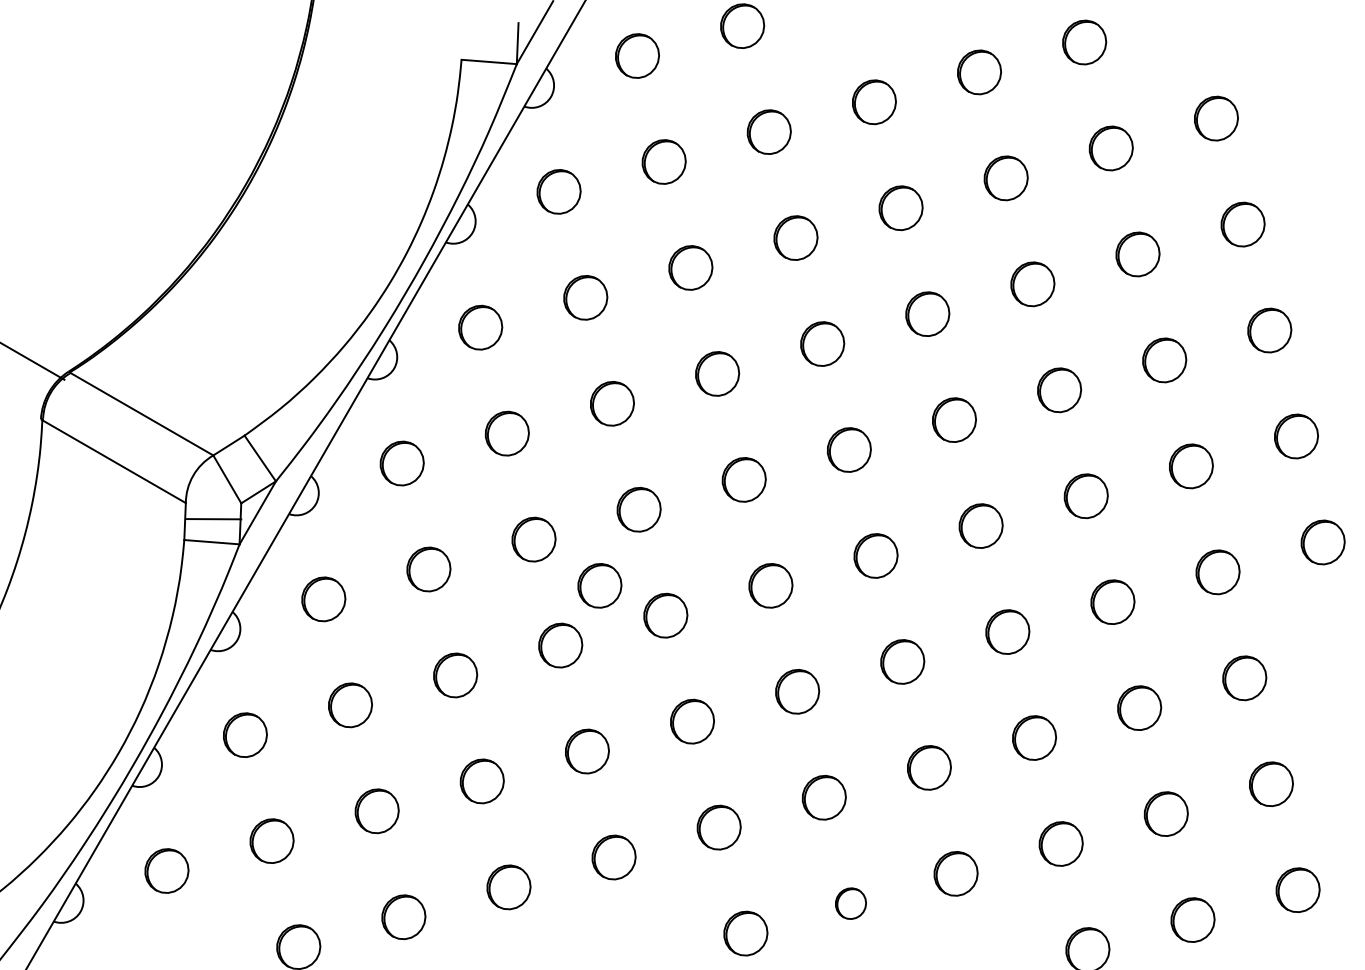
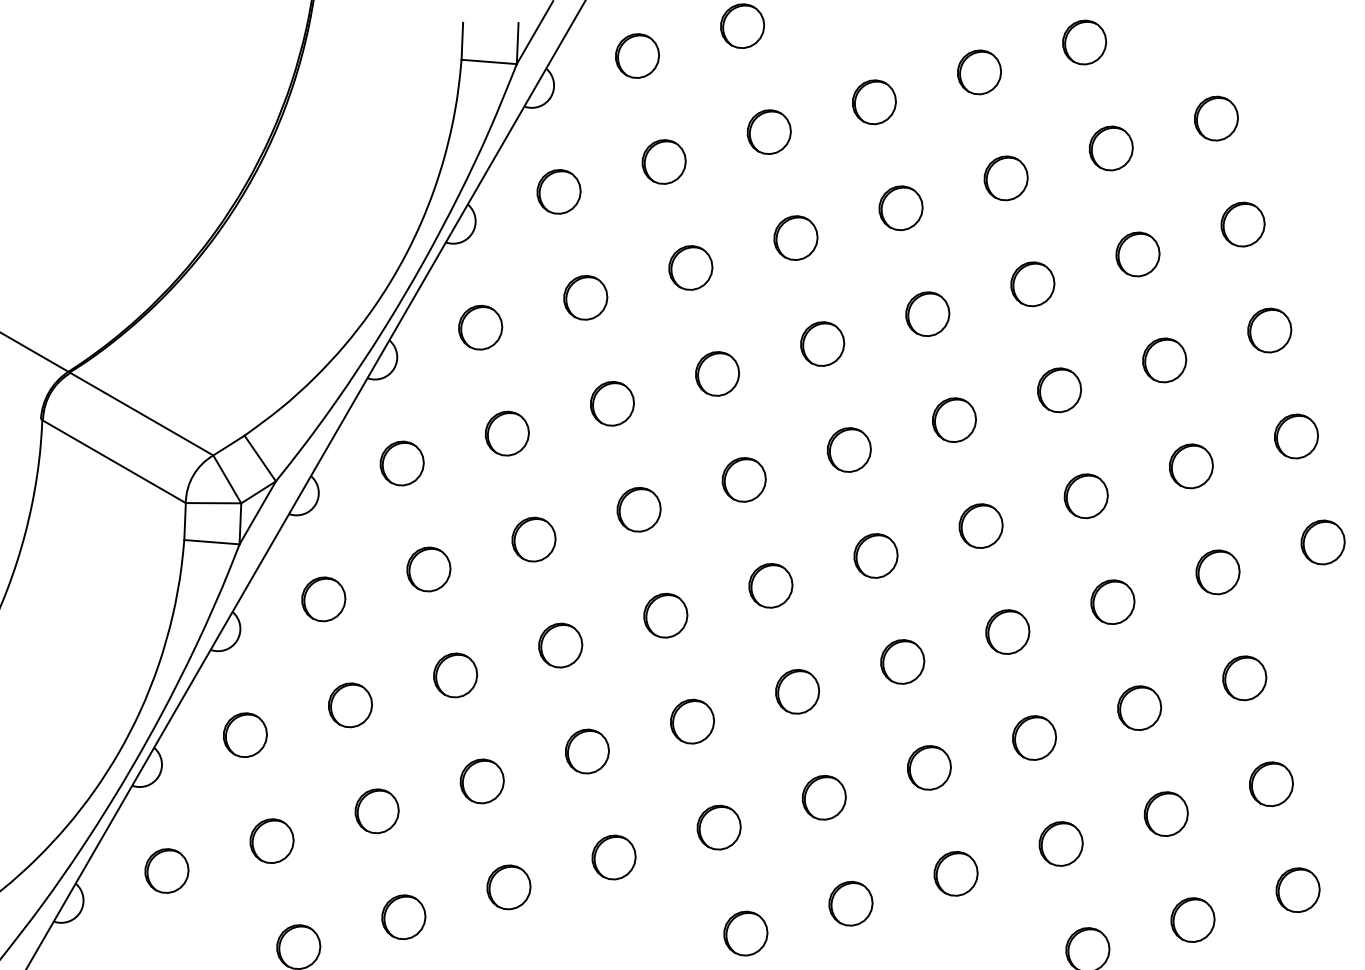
line: none -> present (462, 40)
line position: (33, 361) -> (35, 352) (35, 352)
line position: (213, 519) -> (213, 503) (213, 503)
part: present -> none (599, 585)
part size: 32x33 px -> 46x47 px (850, 903)
